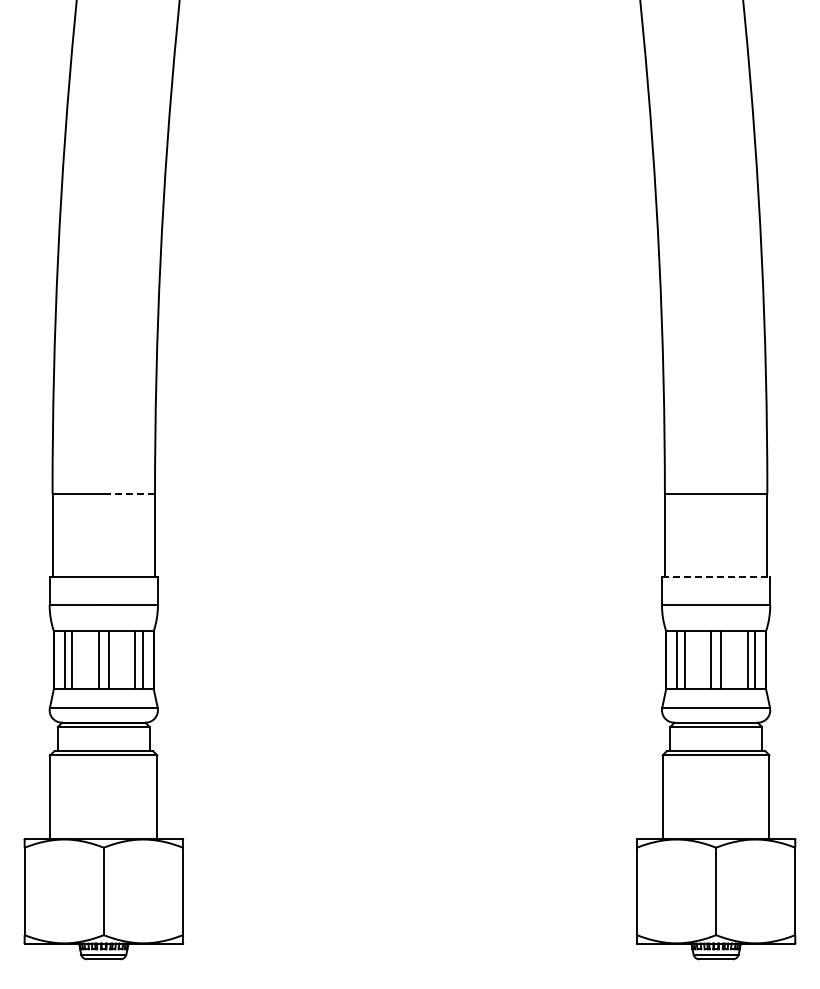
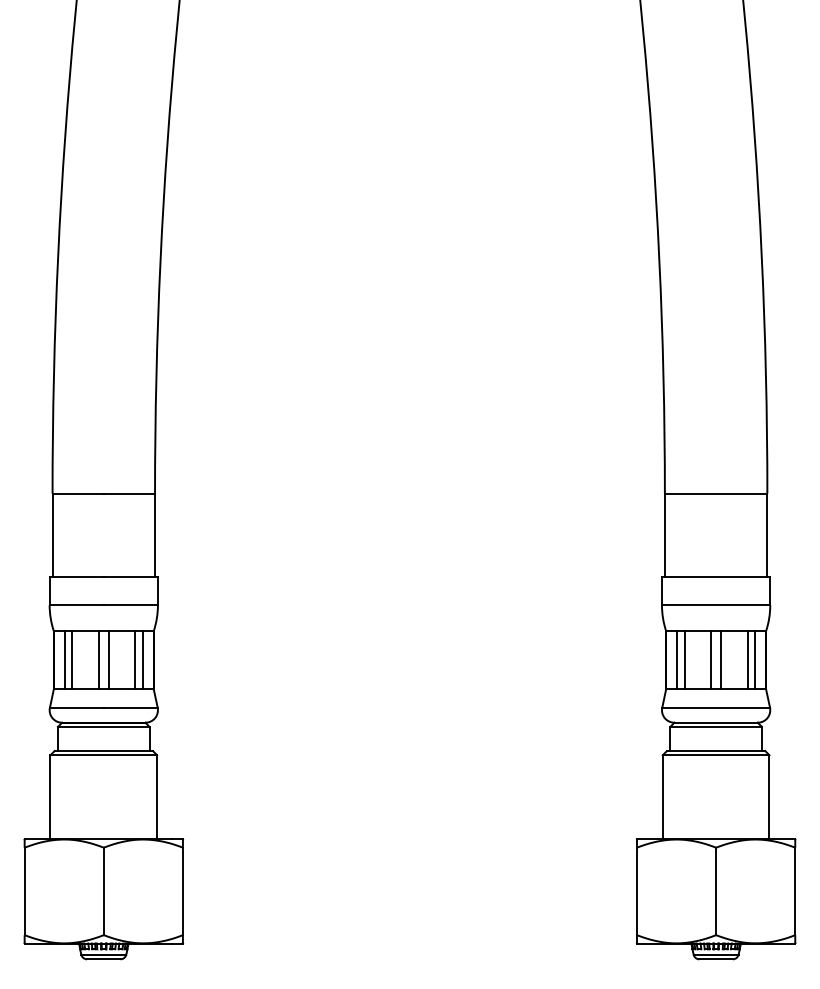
line: dashed -> solid (129, 493)
line: dashed -> solid (716, 576)
